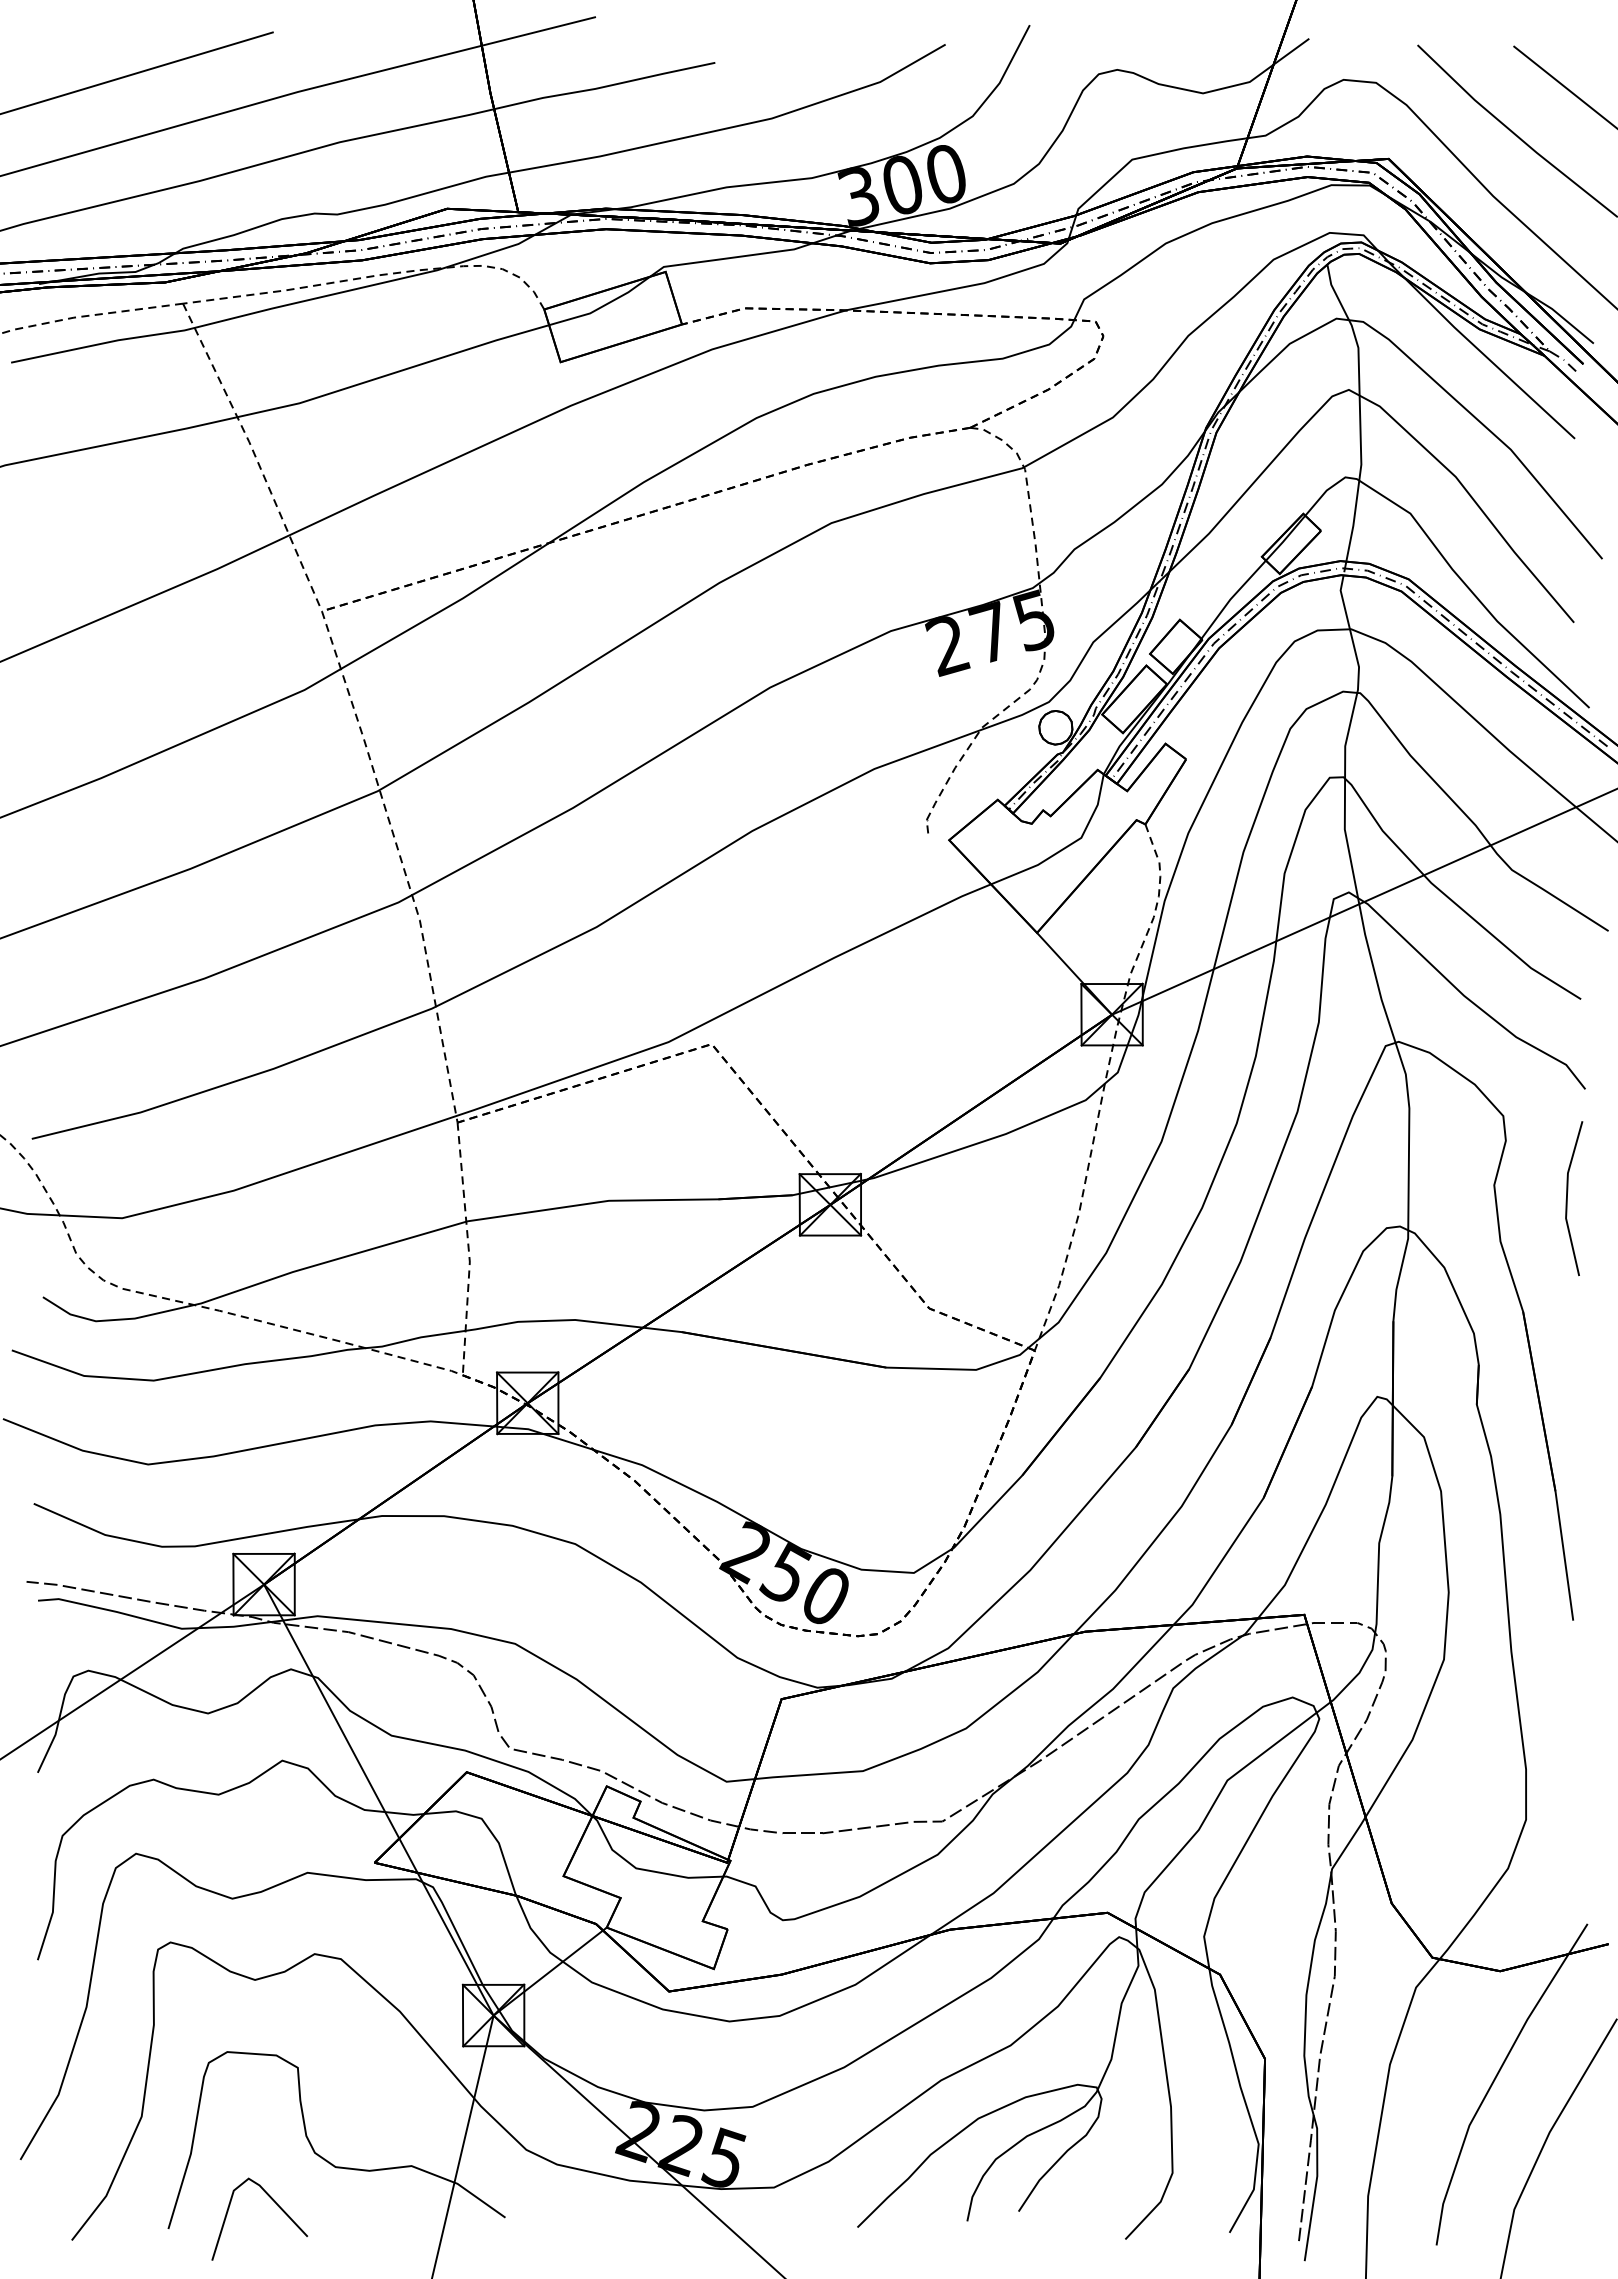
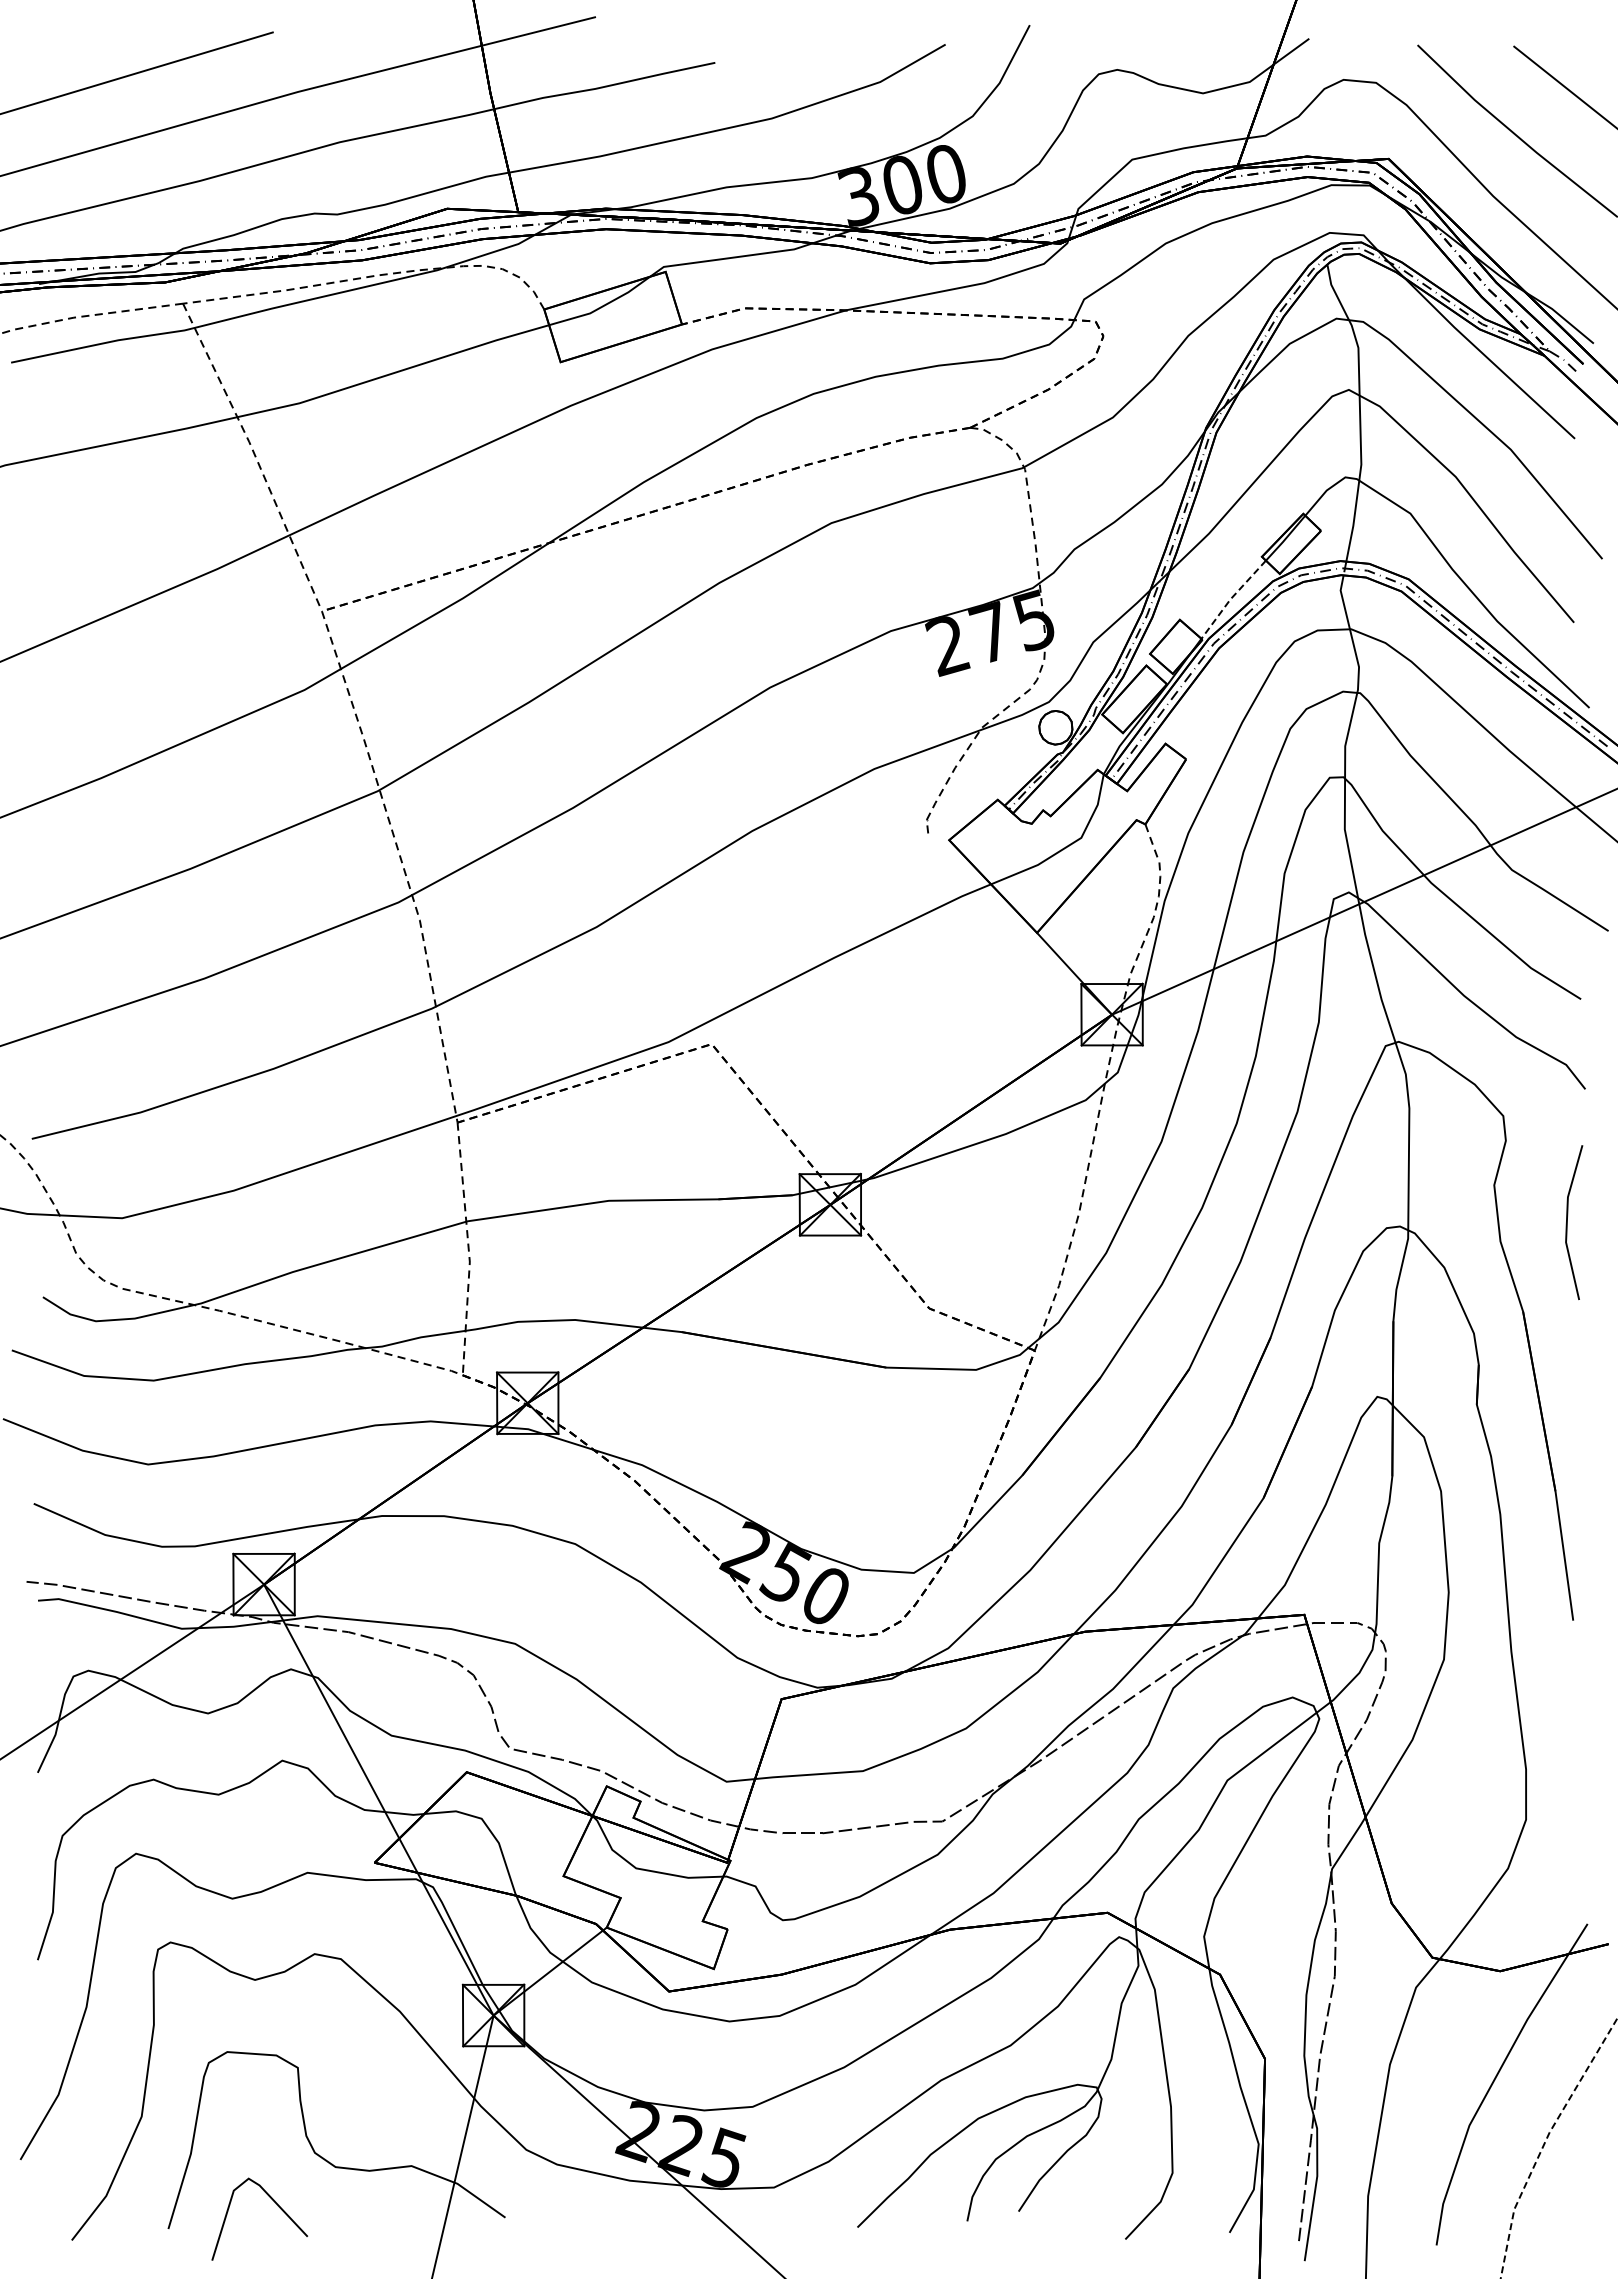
line: solid -> dashed (1231, 598)
line position: (1567, 1198) -> (1567, 1222) (1567, 1222)
line: solid -> dashed (1545, 2142)
